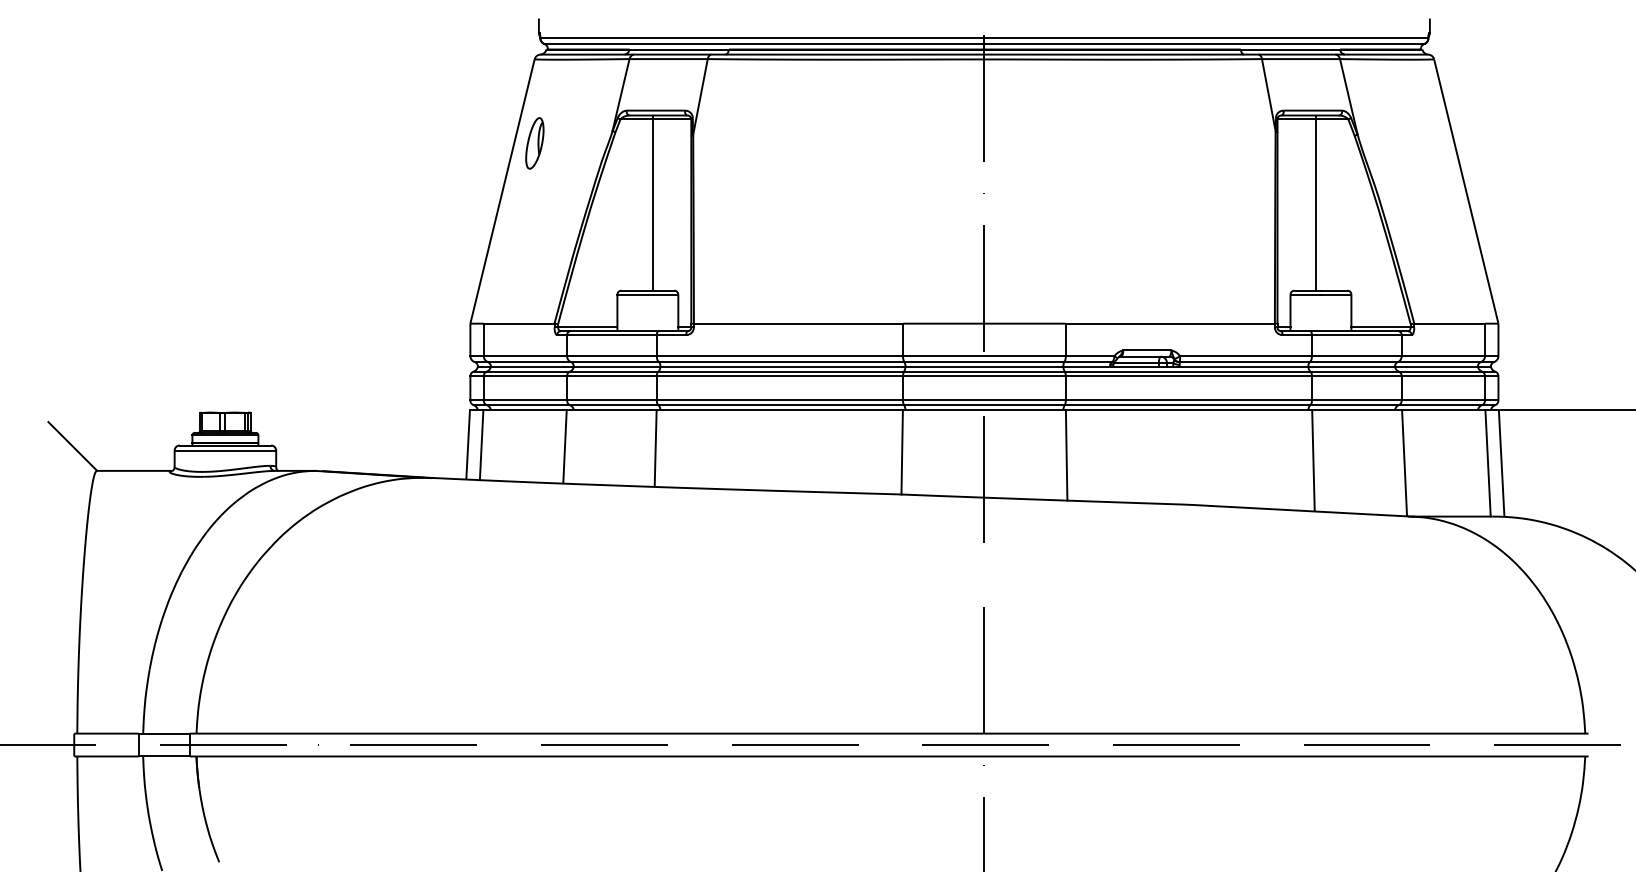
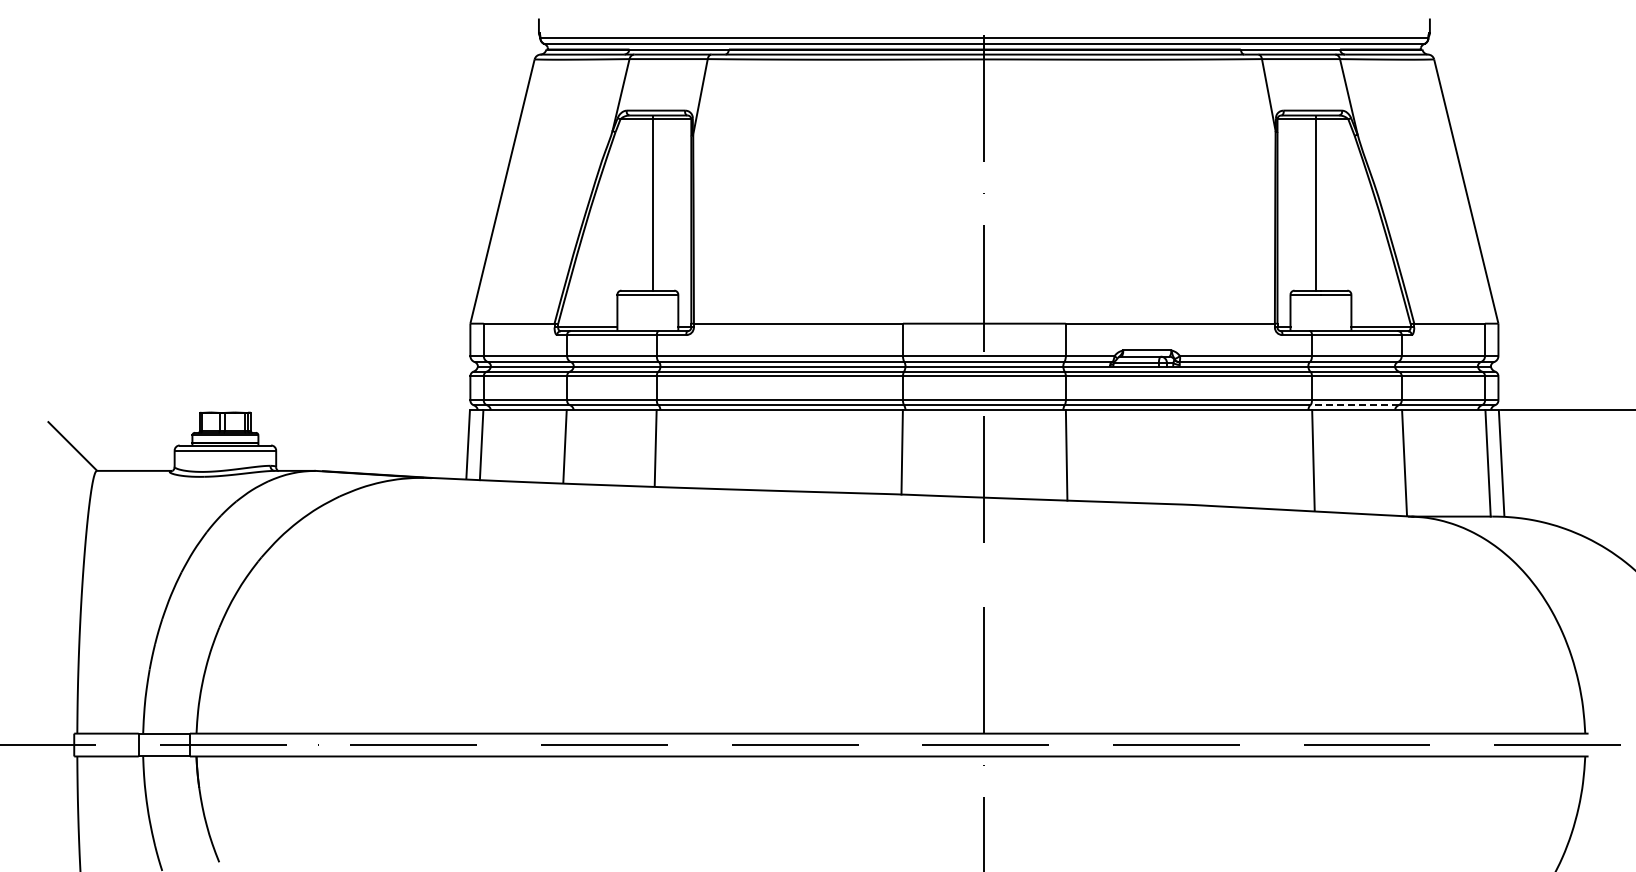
part: present -> none (534, 143)
line: solid -> dashed (1354, 405)
